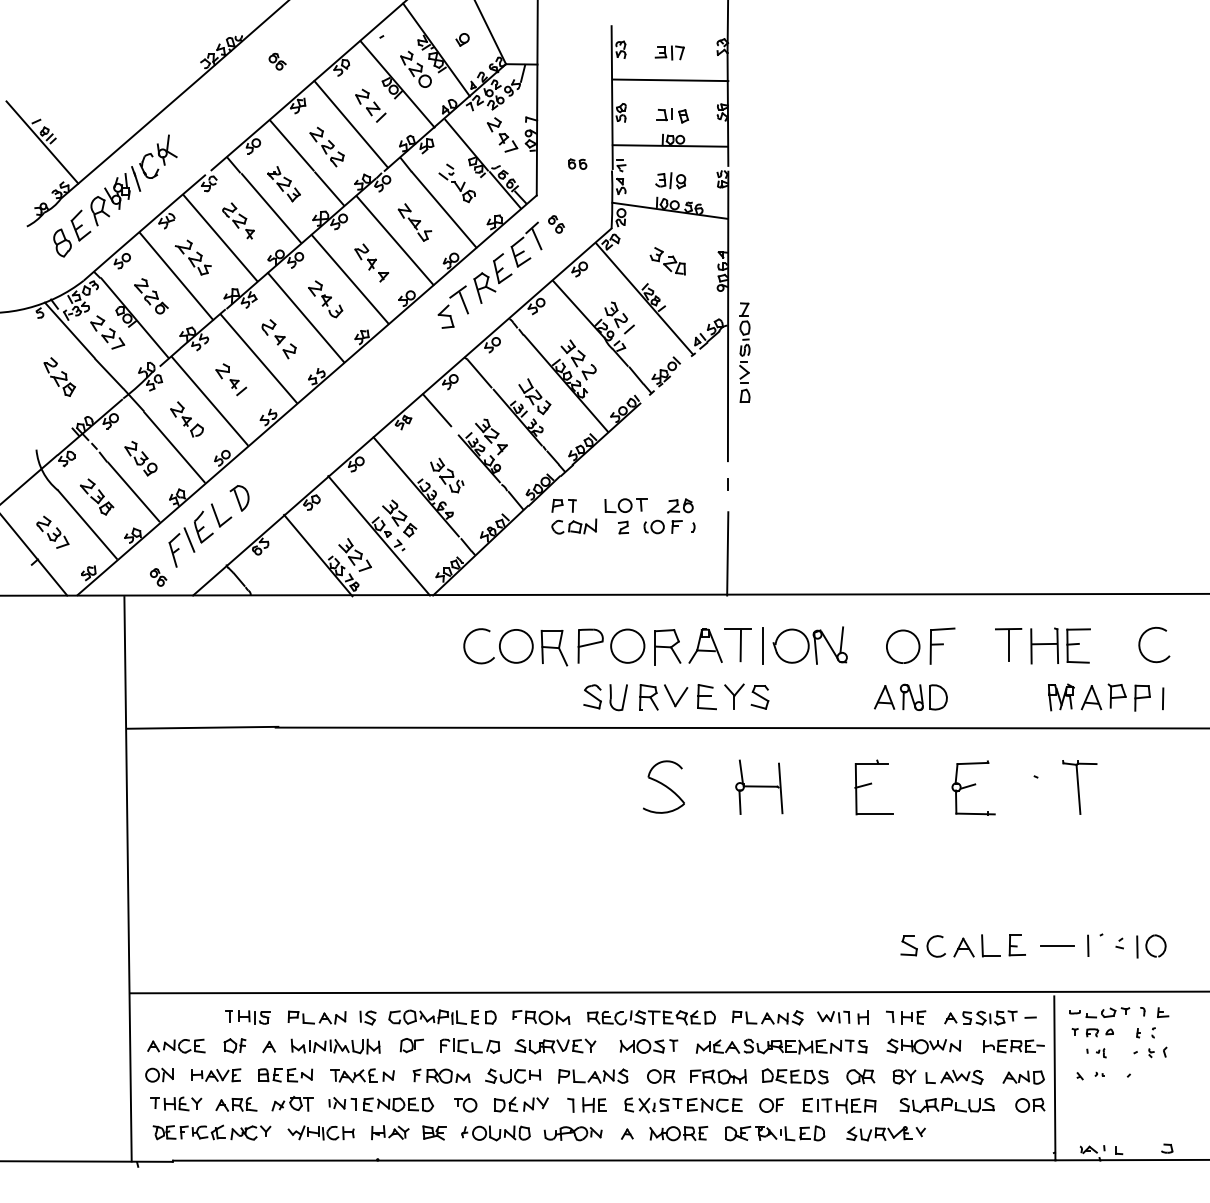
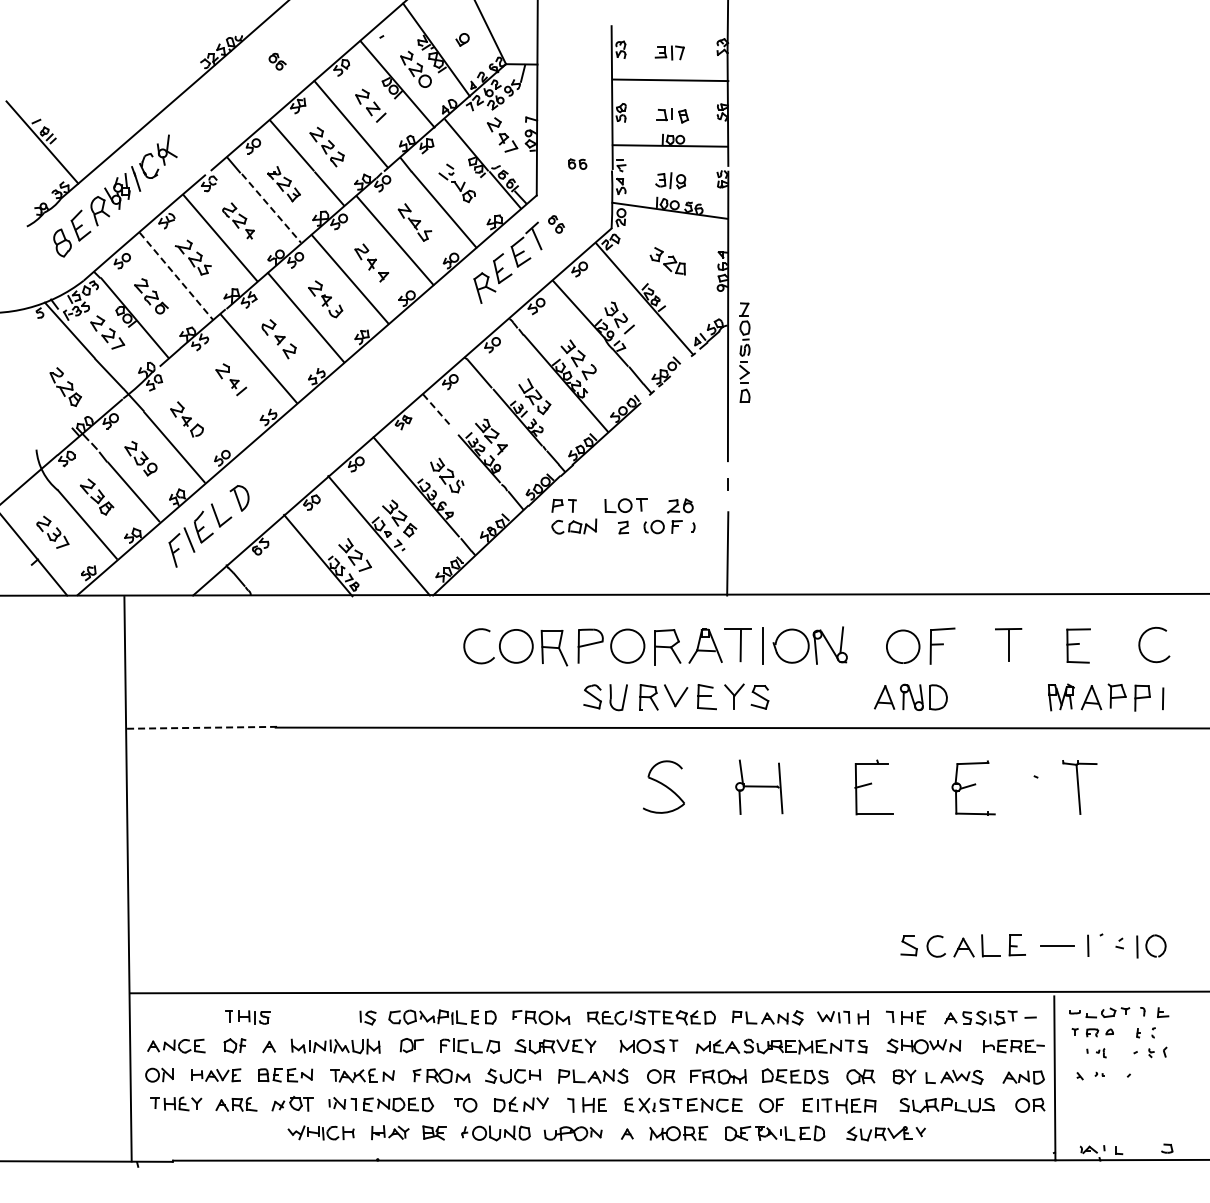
line: solid -> dashed (271, 208)
line: solid -> dashed (176, 276)
part: present -> none (452, 306)
part position: (59, 376) -> (65, 386) (65, 386)
line: present -> none (209, 401)
line: solid -> dashed (437, 410)
part: present -> none (158, 577)
part: present -> none (1044, 645)
line: solid -> dashed (202, 727)
part: present -> none (316, 1017)
part: present -> none (211, 1132)
